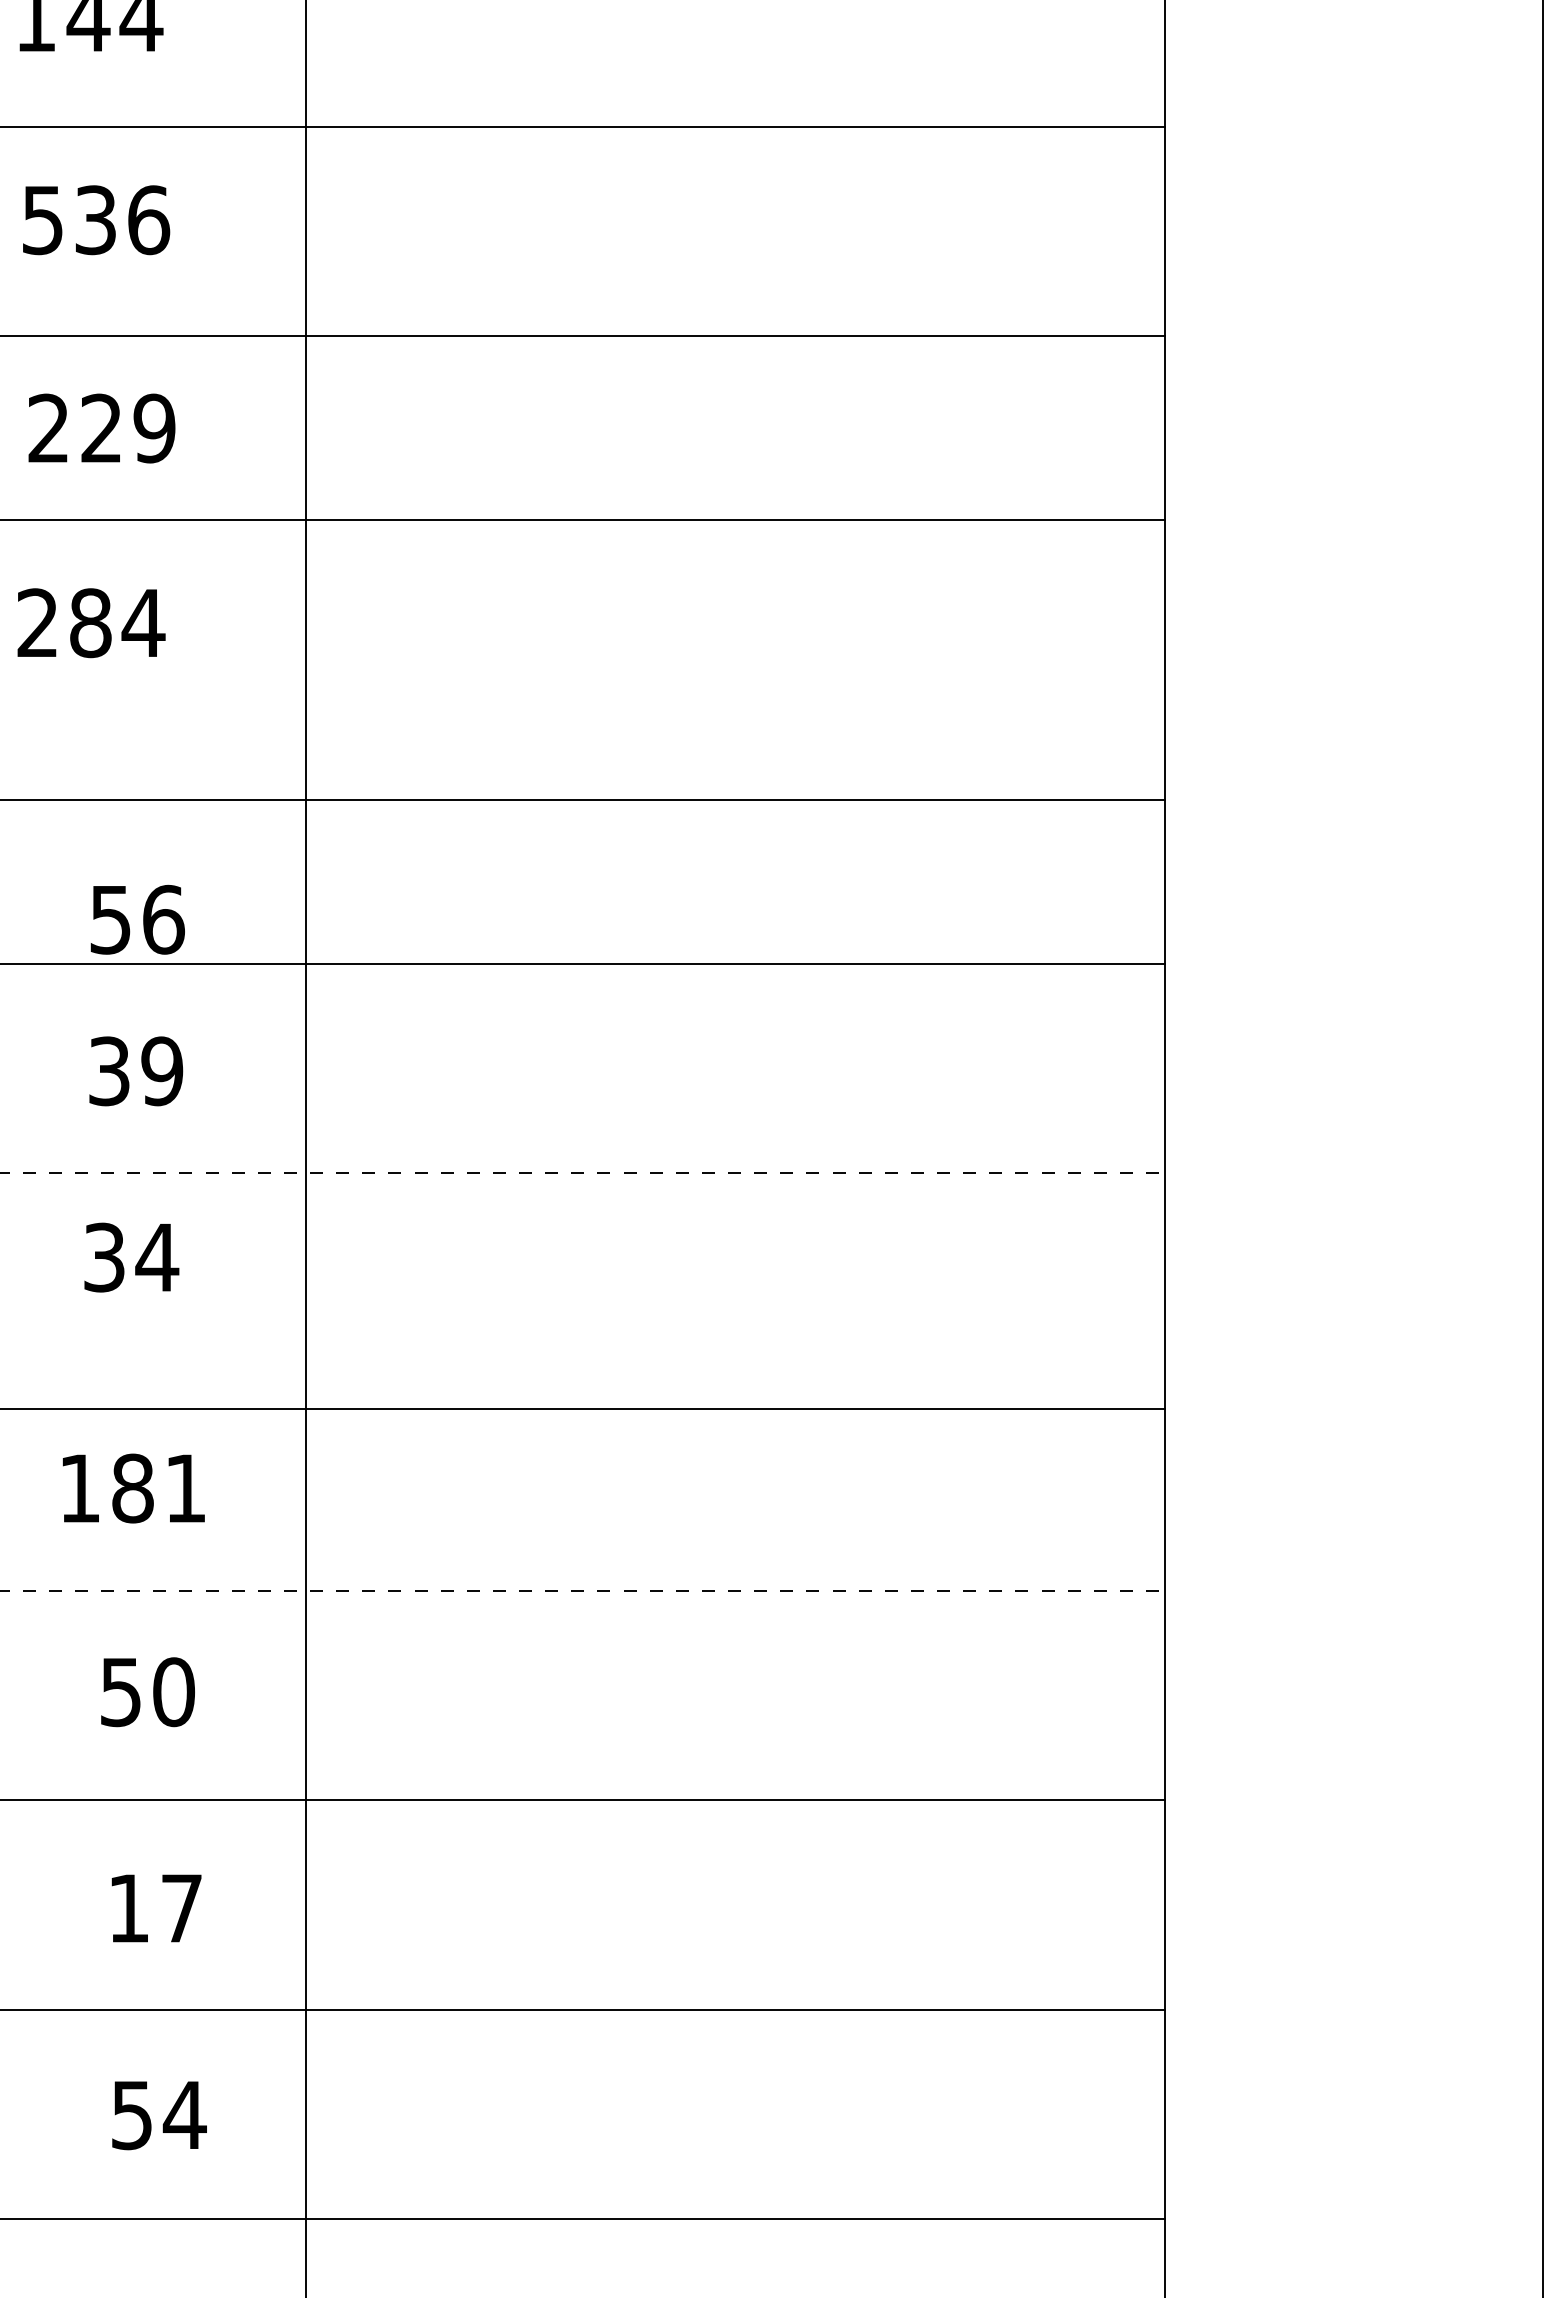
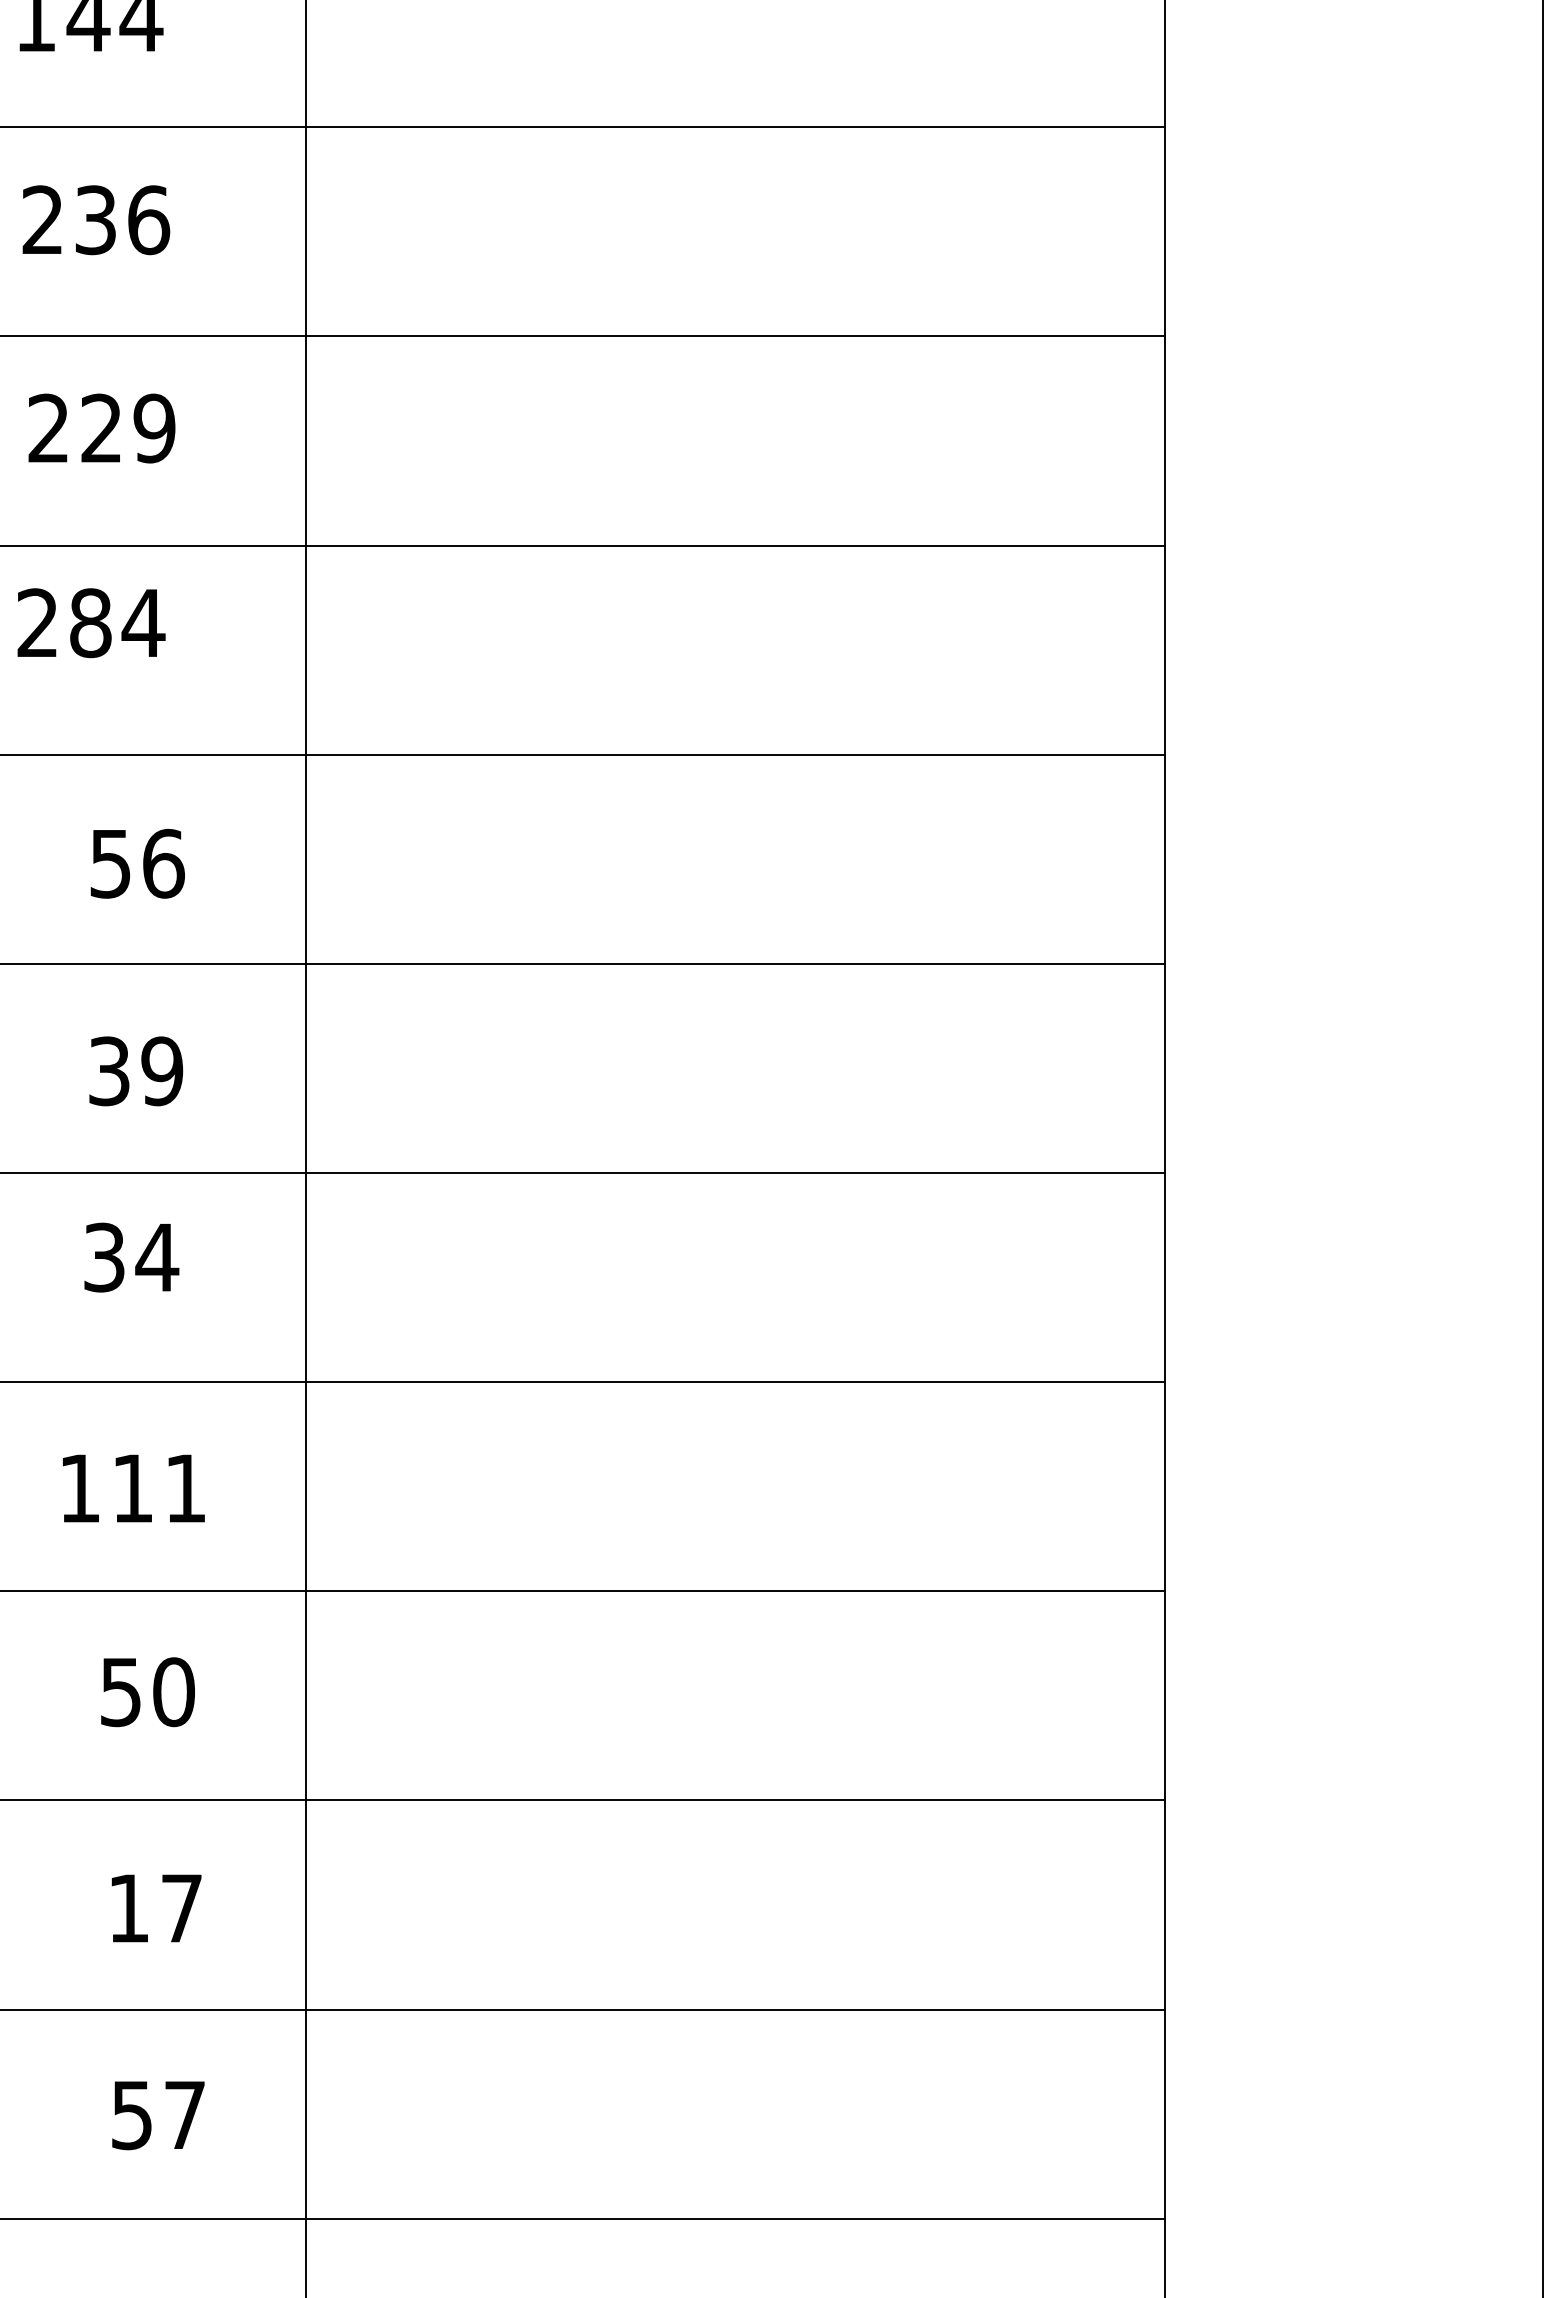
text: 536 -> 236 (42, 220)
line position: (583, 519) -> (583, 545) (583, 545)
line position: (583, 799) -> (583, 754) (583, 754)
text position: (137, 919) -> (137, 863) (137, 863)
line: dashed -> solid (582, 1172)
line position: (583, 1409) -> (583, 1382) (583, 1382)
text: 181 -> 111 (132, 1488)
line: dashed -> solid (582, 1591)
text: 54 -> 57 (184, 2114)
